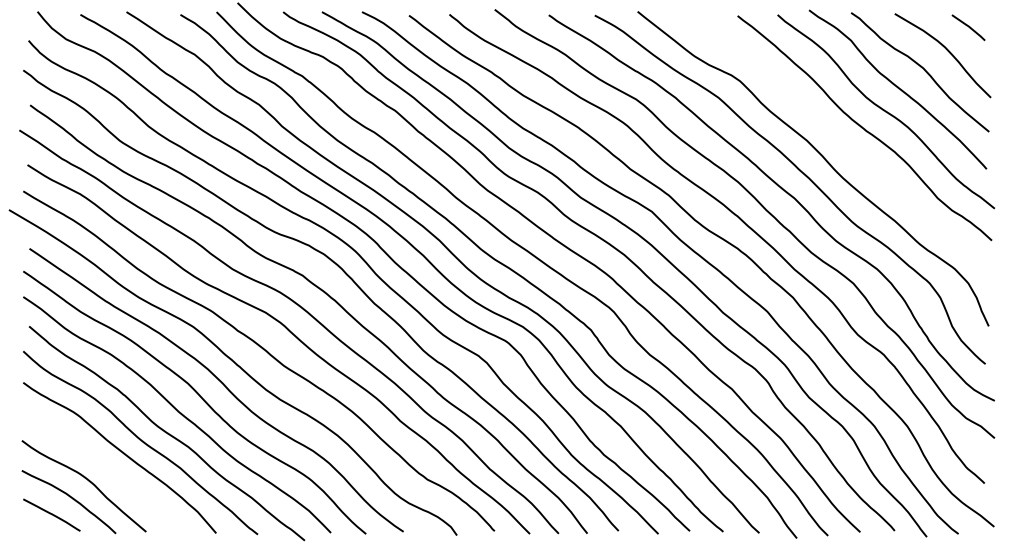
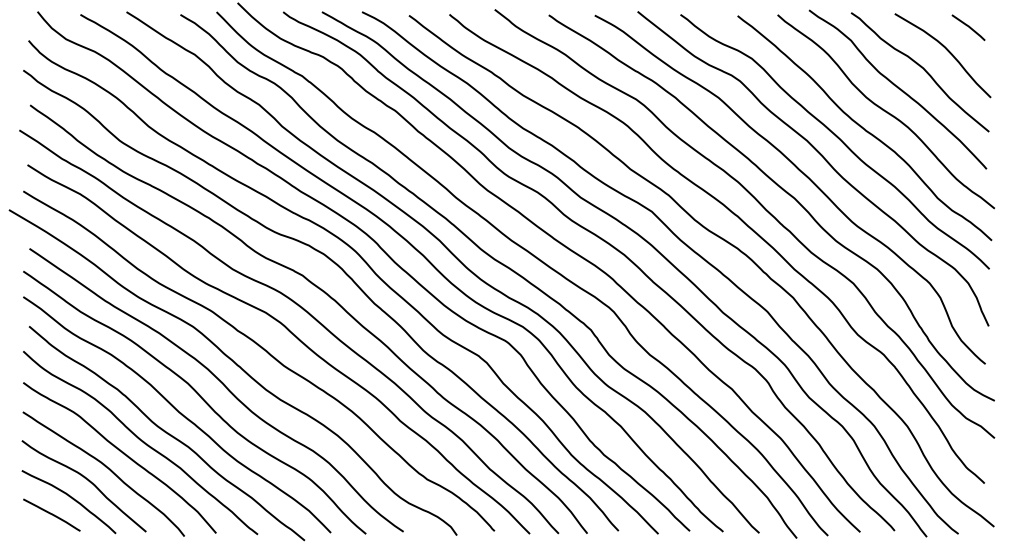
curve: none -> present (837, 138)
curve: none -> present (105, 467)
